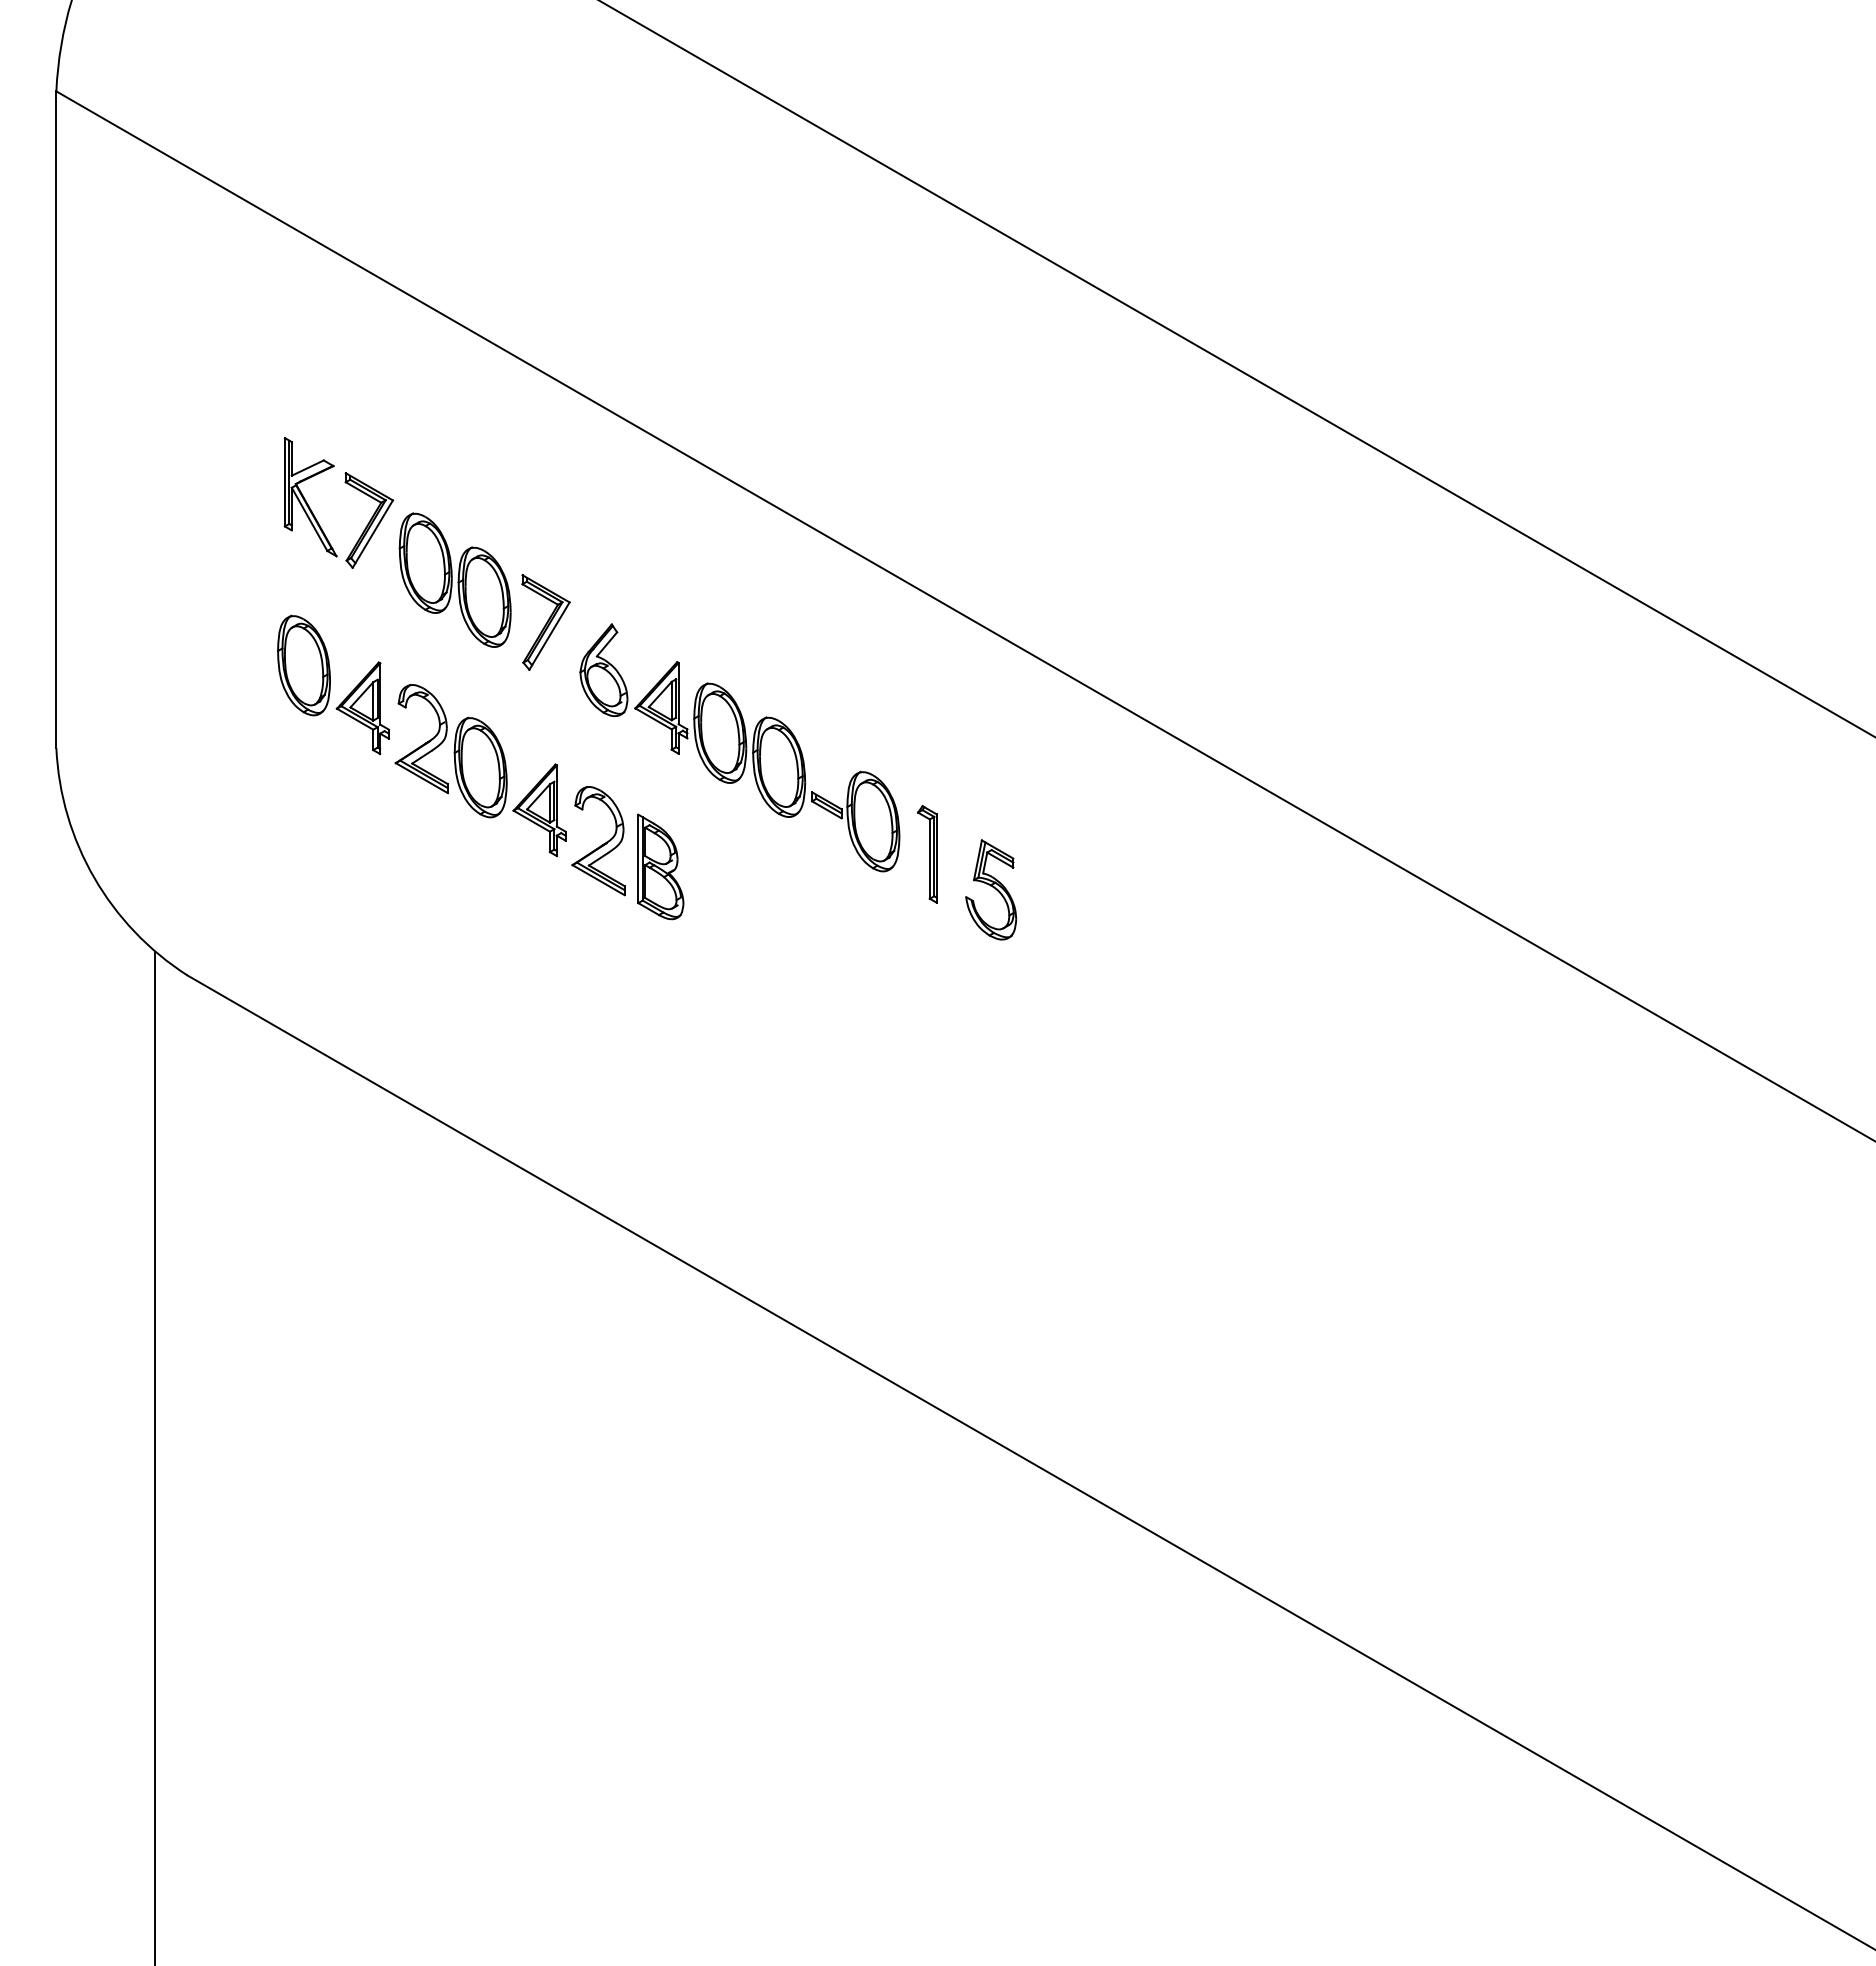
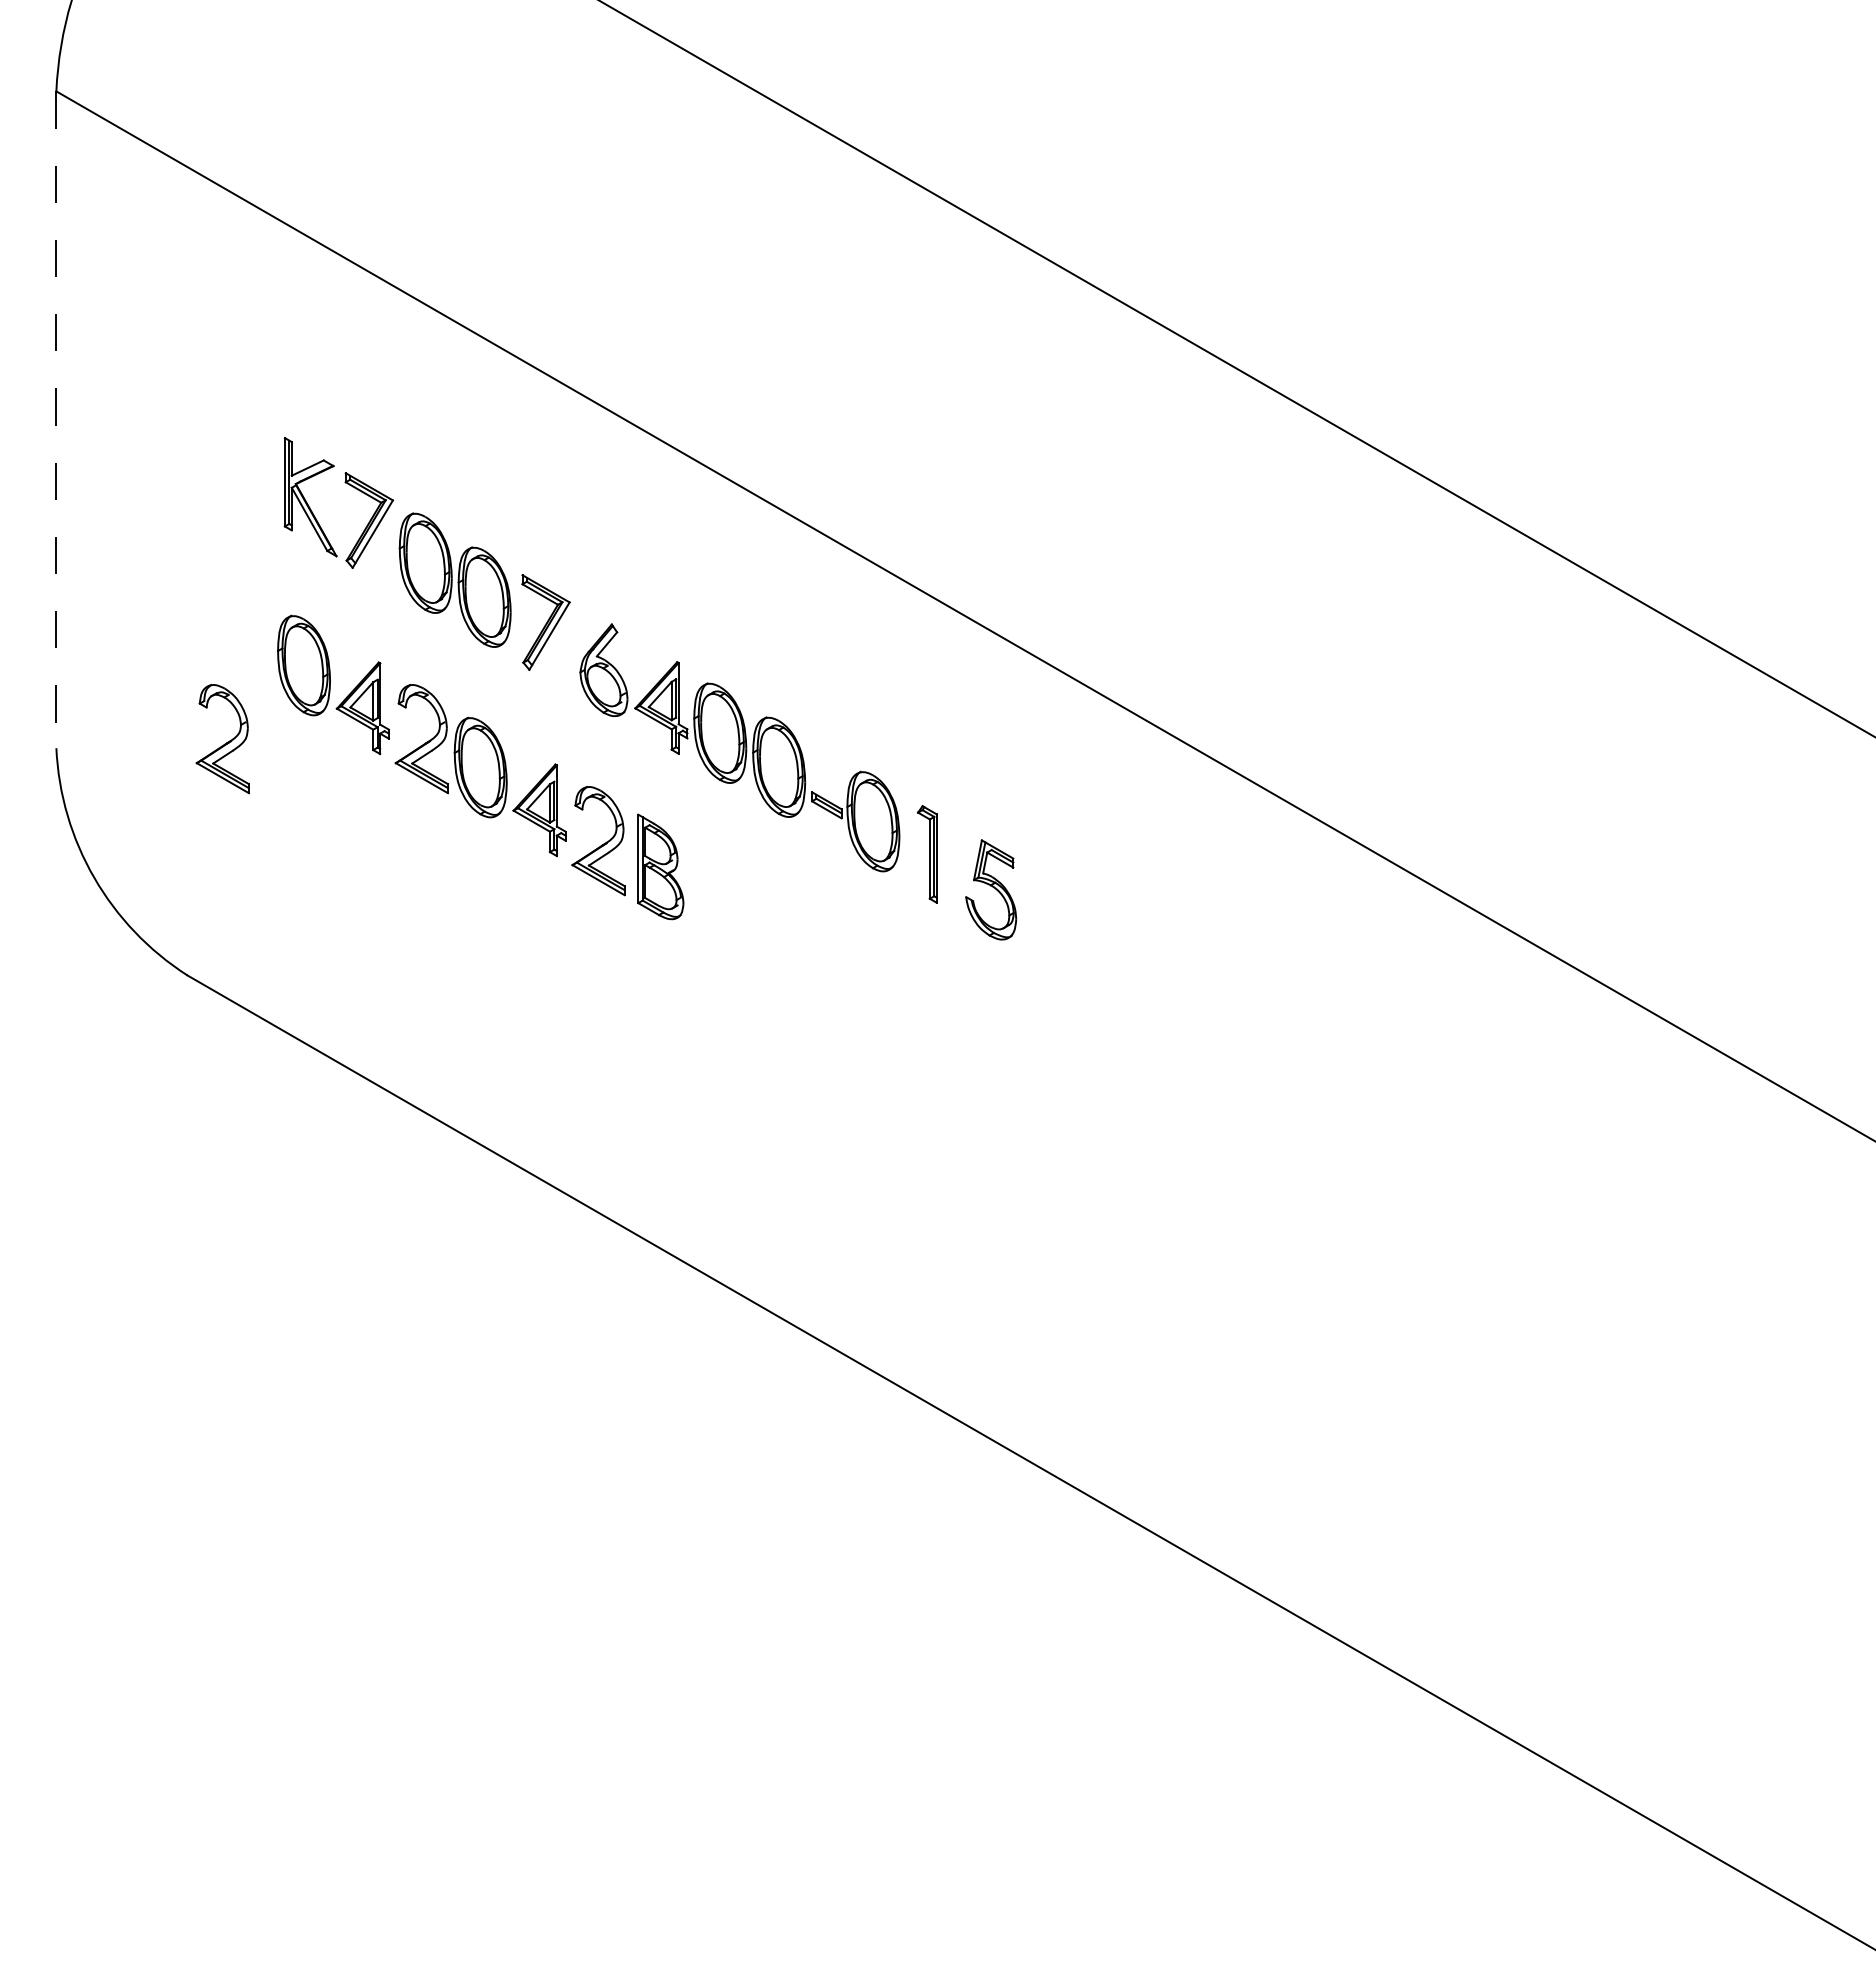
line: solid -> dashed (56, 420)
part: none -> present (222, 739)
line: present -> none (154, 1456)
